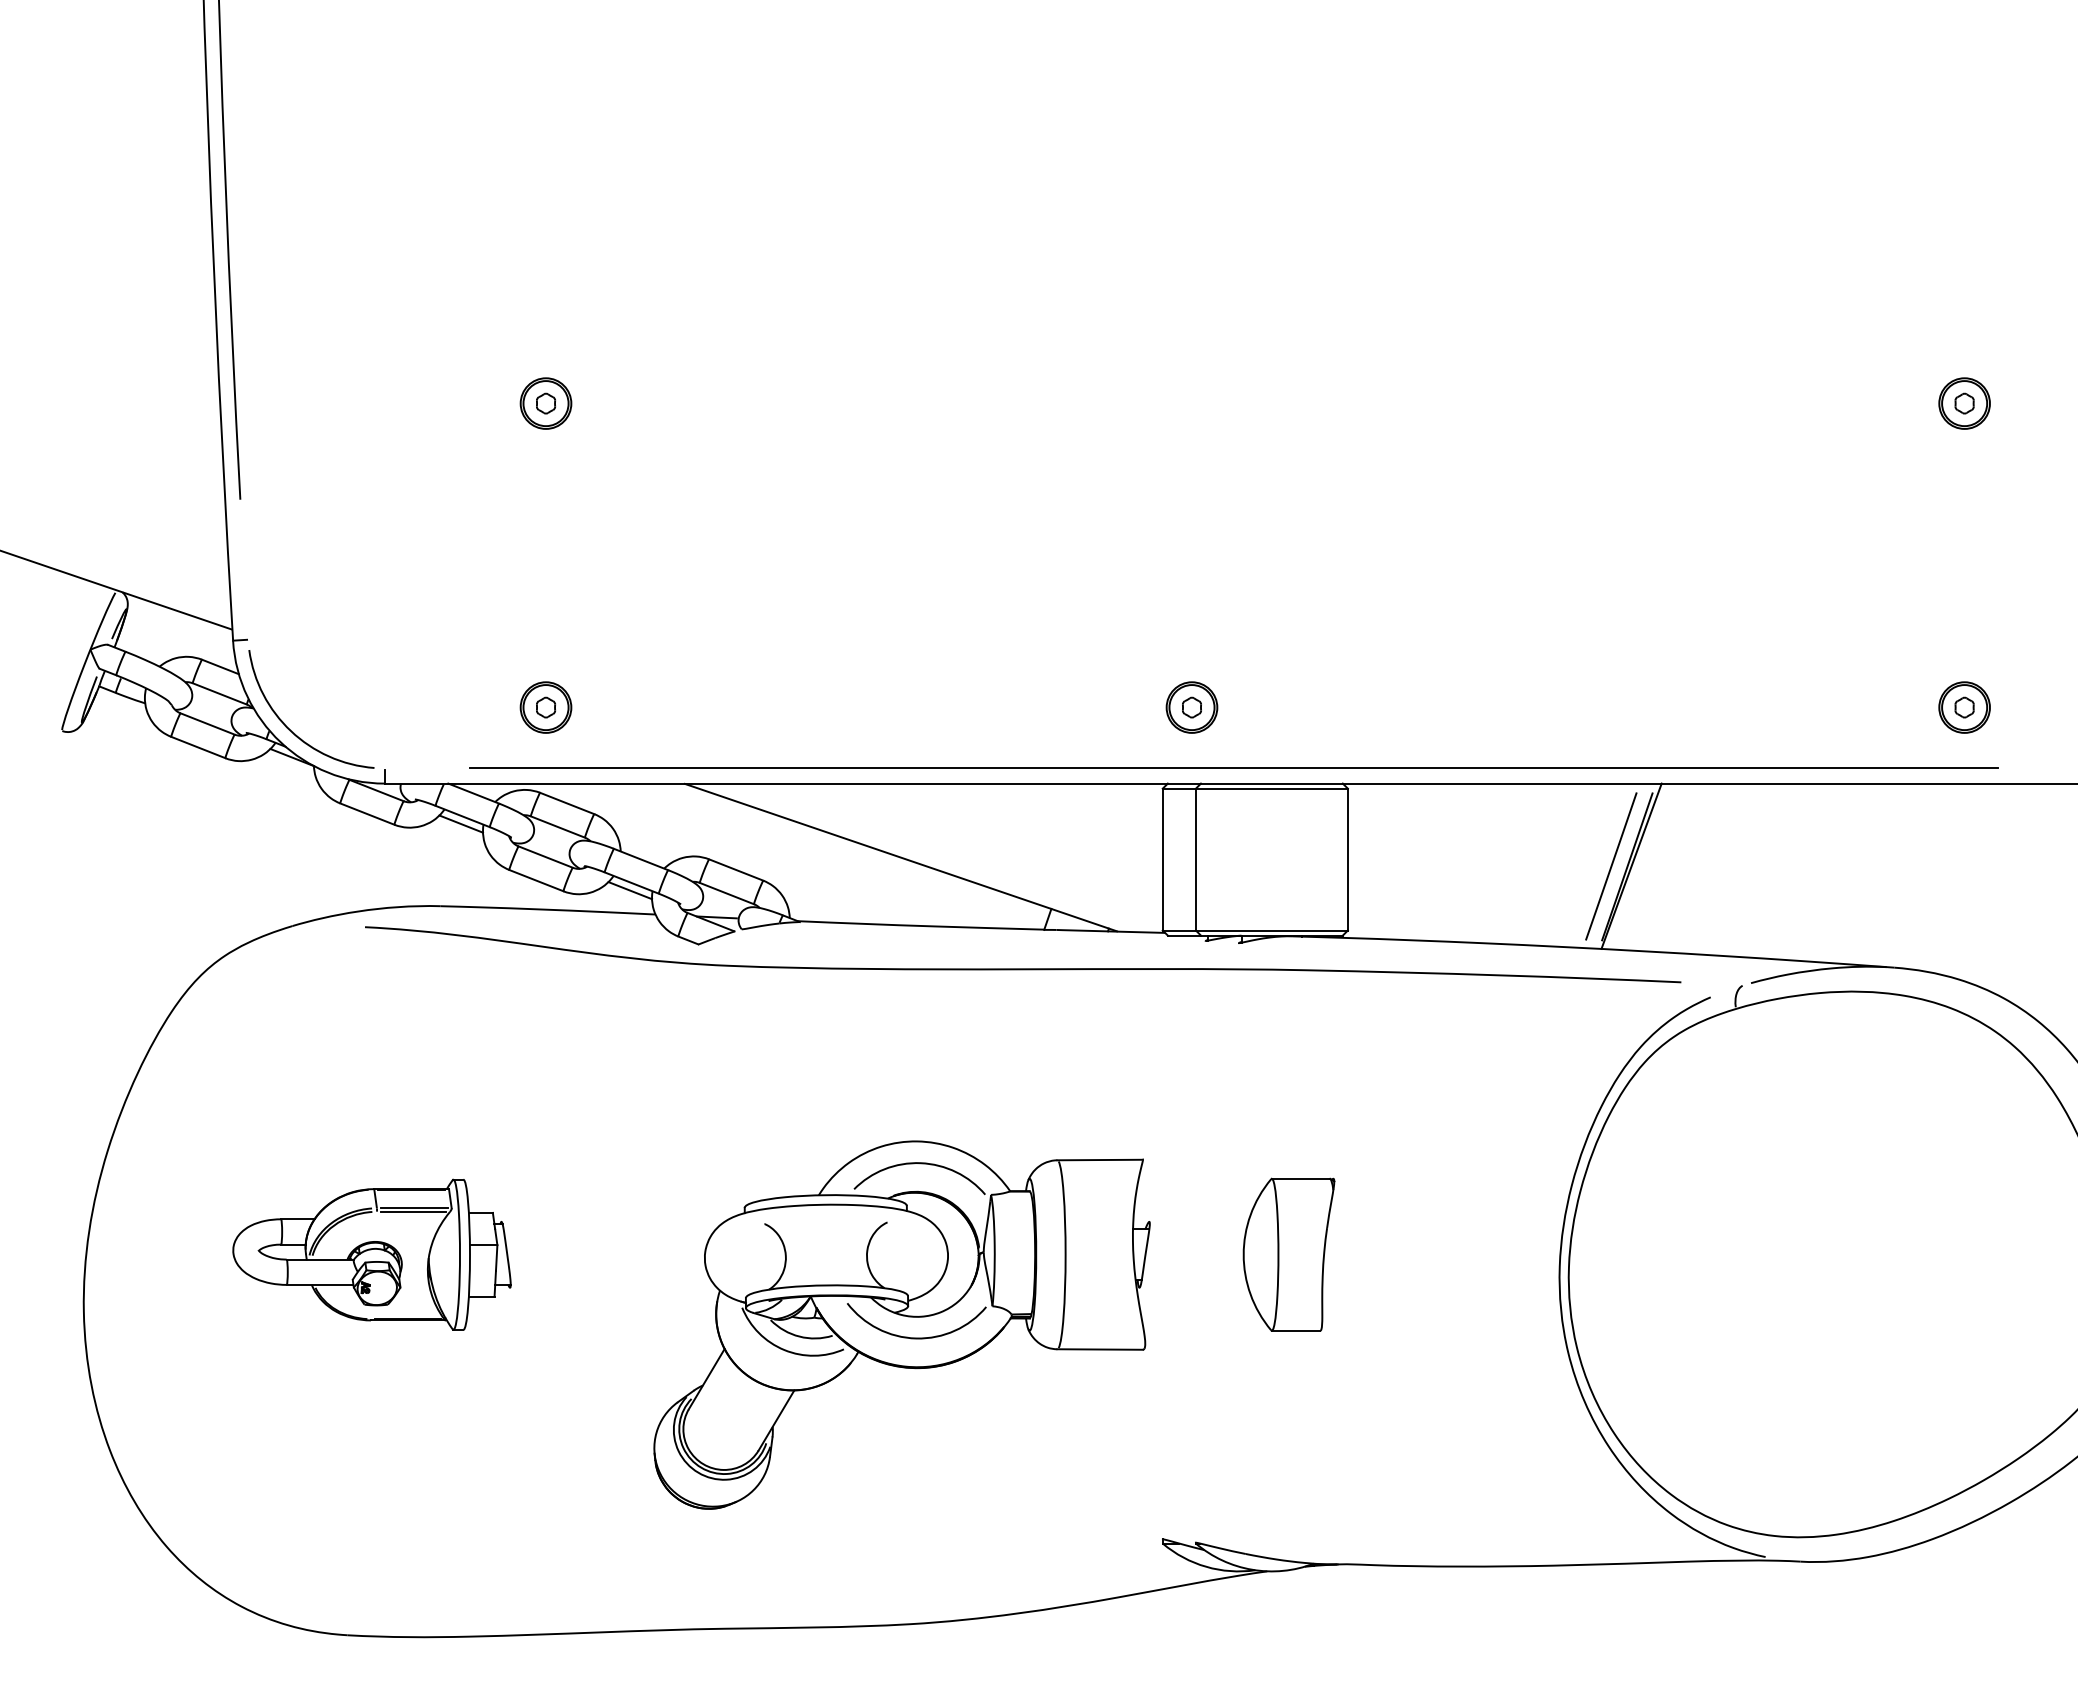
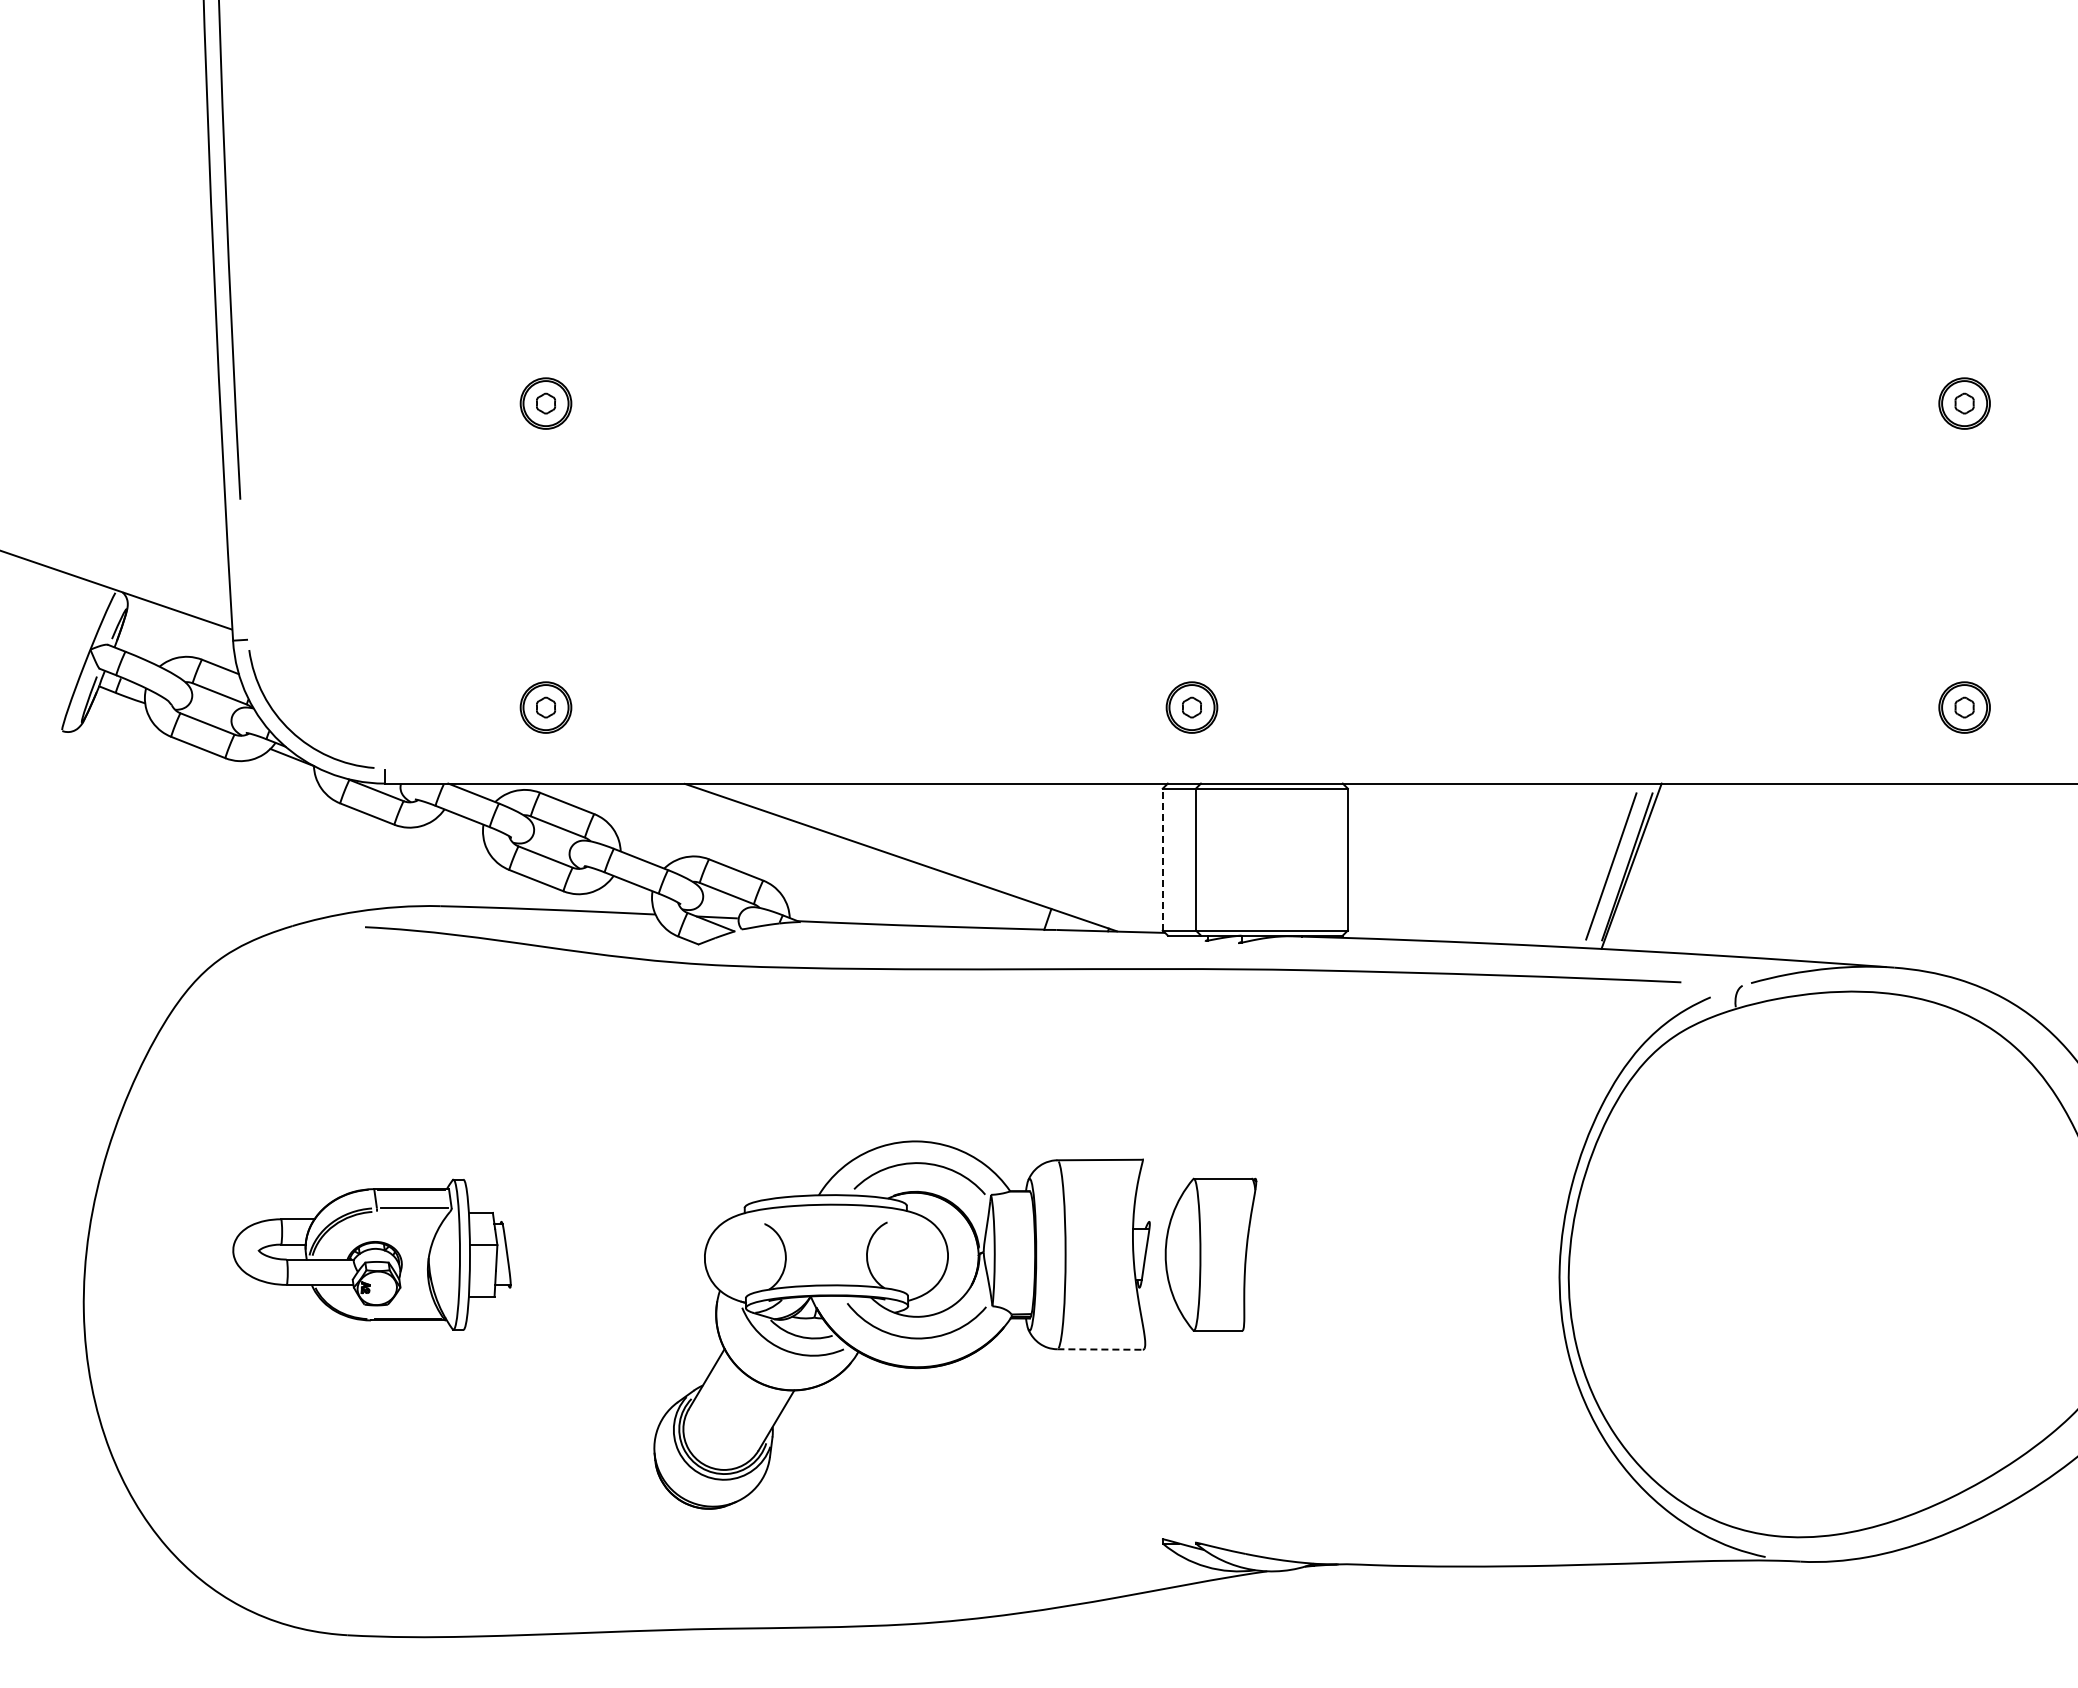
line: present -> none (1233, 768)
line: present -> none (461, 823)
line: solid -> dashed (1162, 859)
line: present -> none (630, 890)
line: present -> none (413, 1211)
part position: (1288, 1254) -> (1210, 1254) (1210, 1254)
line: solid -> dashed (1100, 1349)
